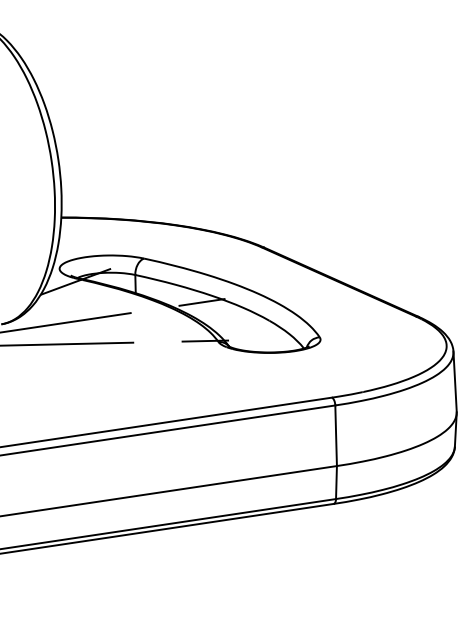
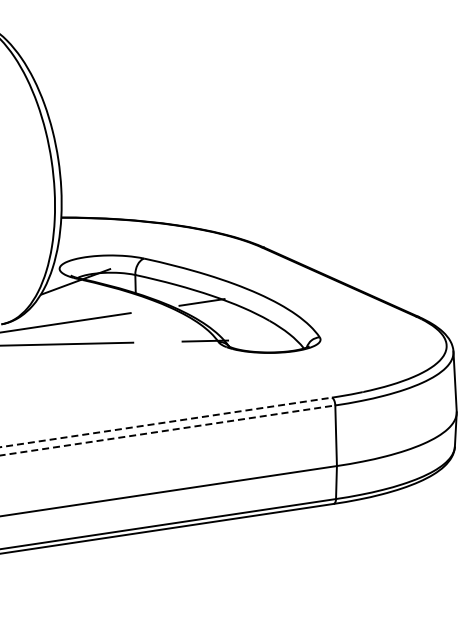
line: solid -> dashed (166, 422)
line: solid -> dashed (168, 430)
